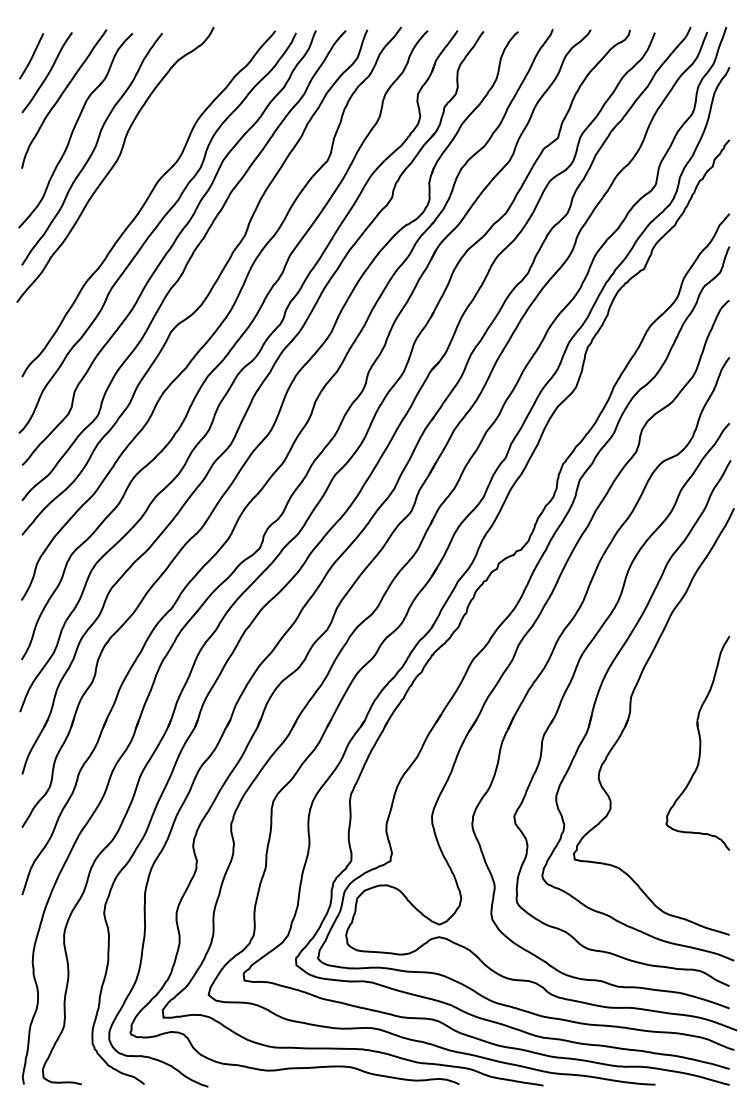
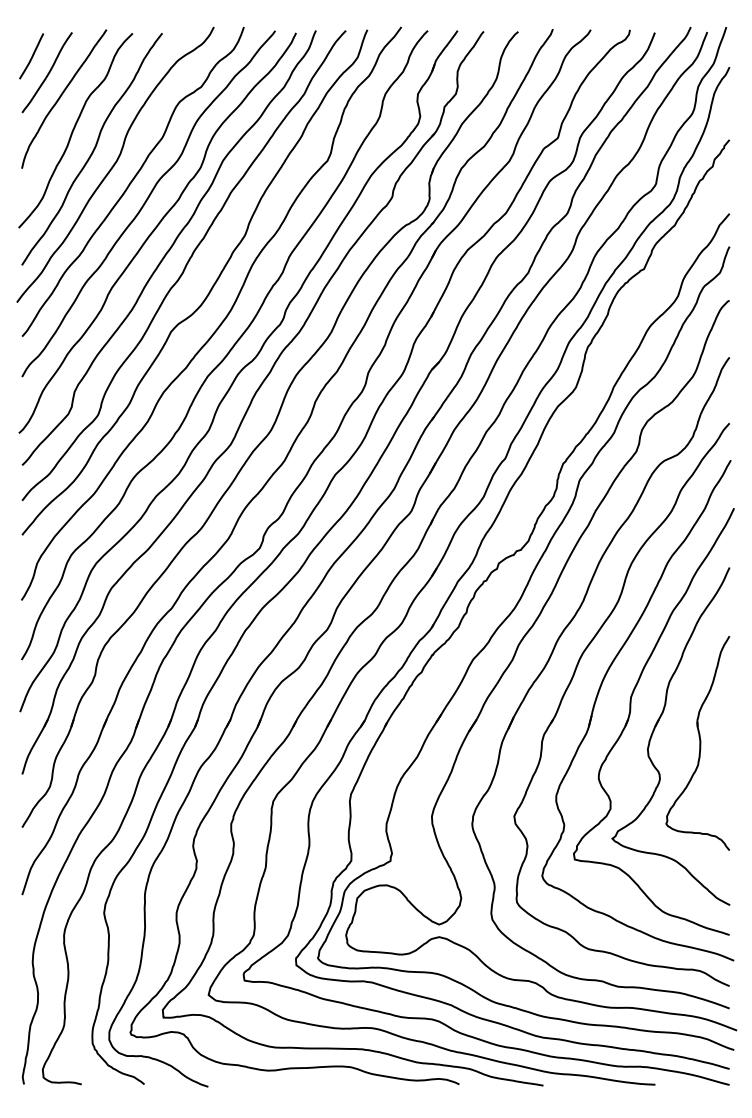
curve: none -> present (132, 181)
part: none -> present (654, 731)
